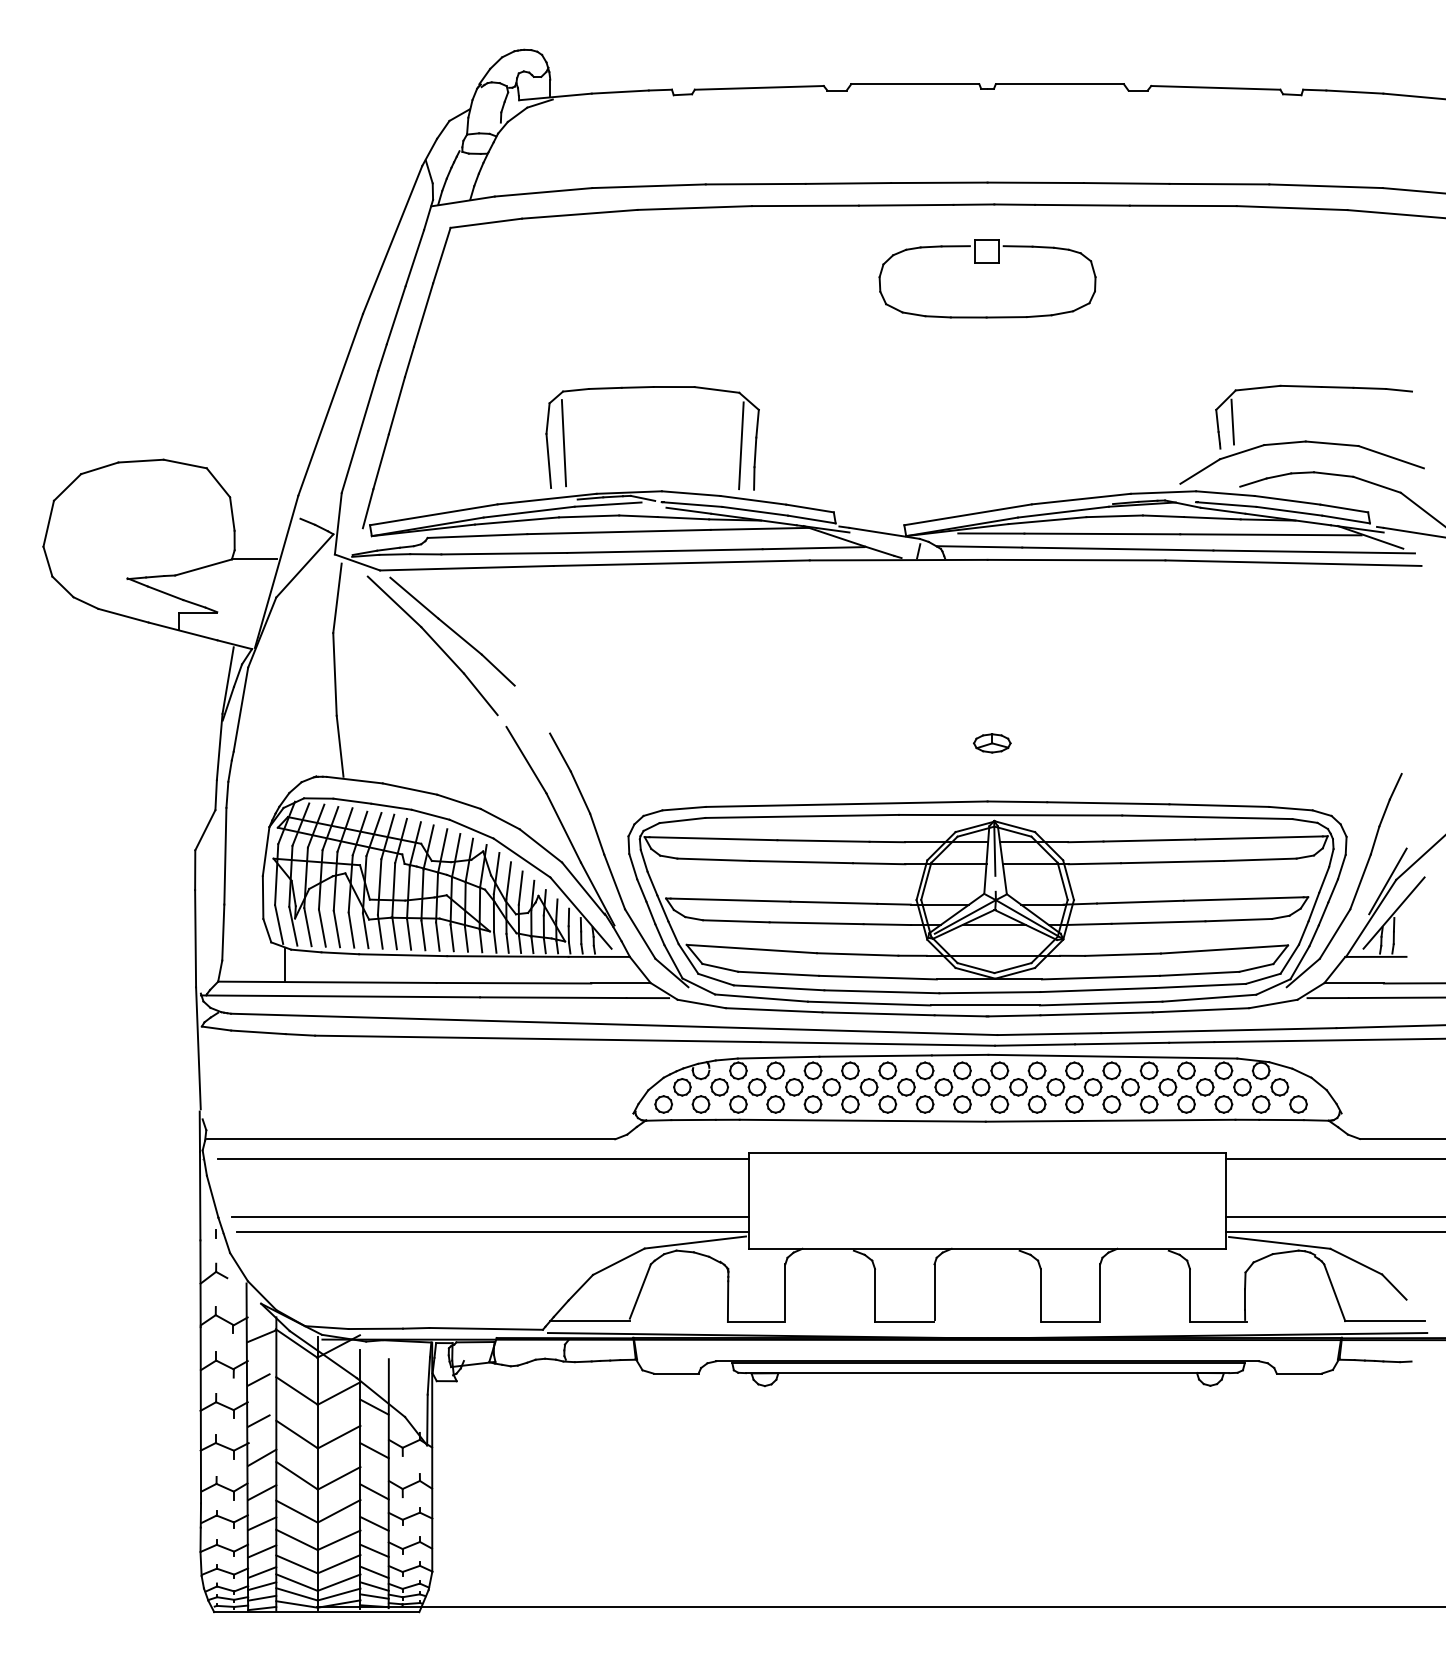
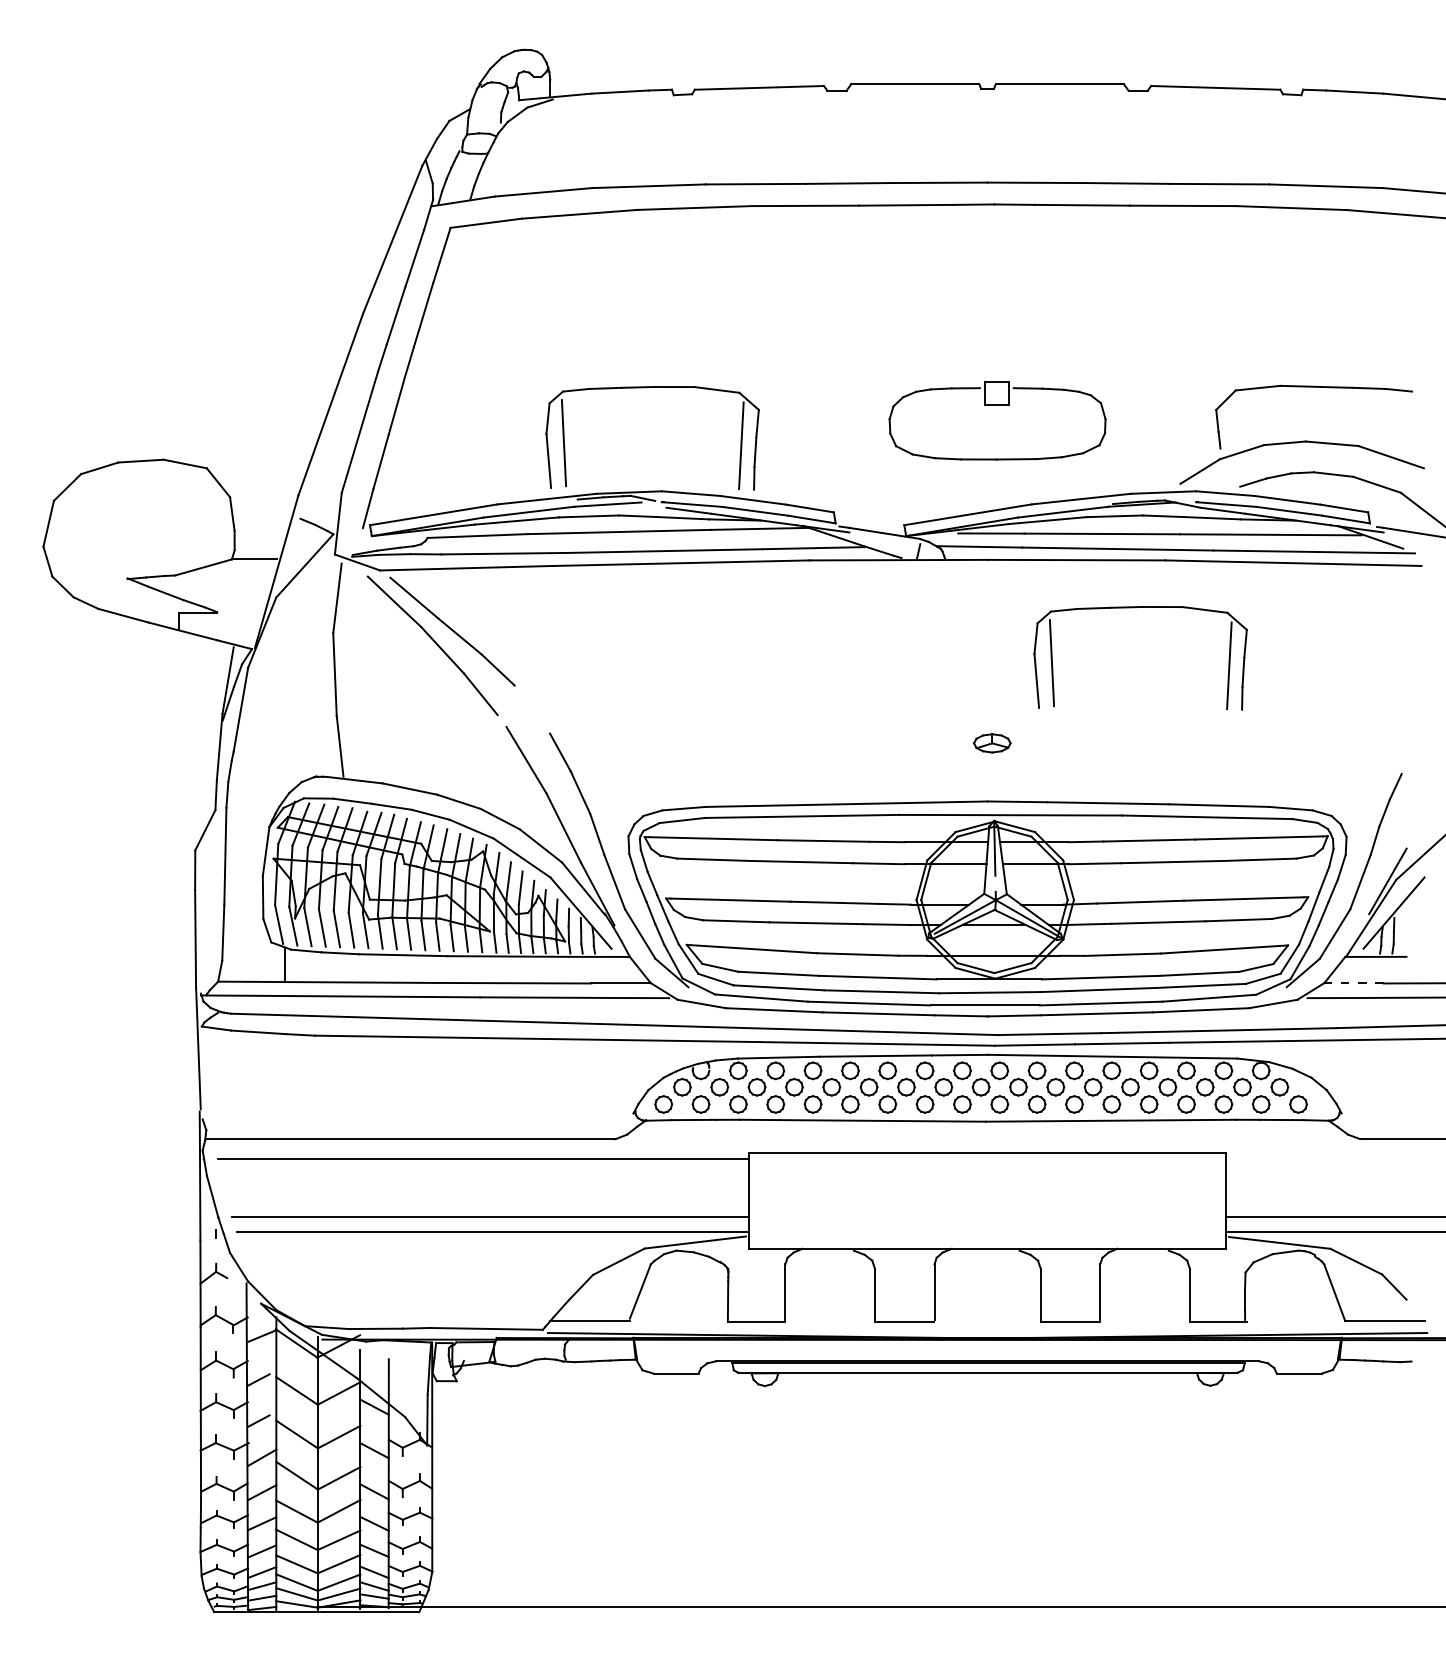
part position: (987, 263) -> (997, 405) (997, 405)
line: present -> none (1232, 421)
part: none -> present (1134, 608)
line: solid -> dashed (1354, 983)
line: present -> none (1334, 1159)
